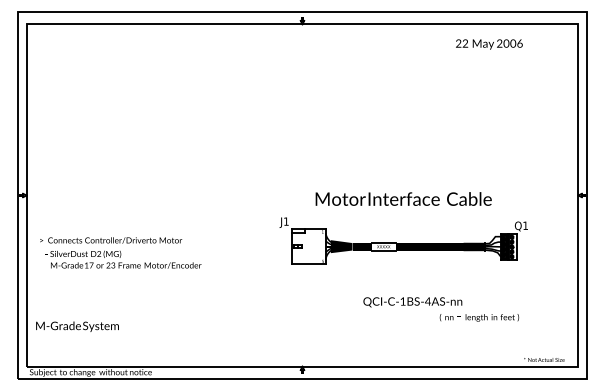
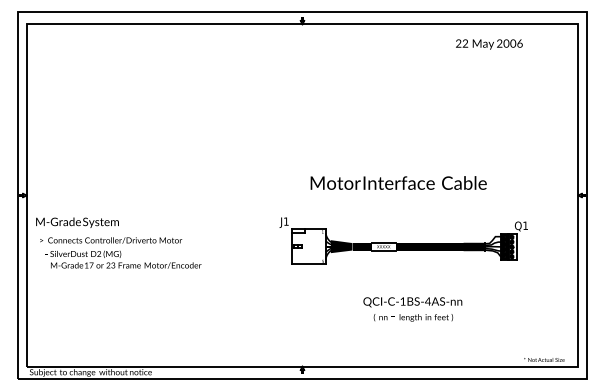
text position: (403, 198) -> (398, 182) (398, 182)
text position: (479, 317) -> (413, 317) (413, 317)
text position: (77, 326) -> (77, 222) (77, 222)
